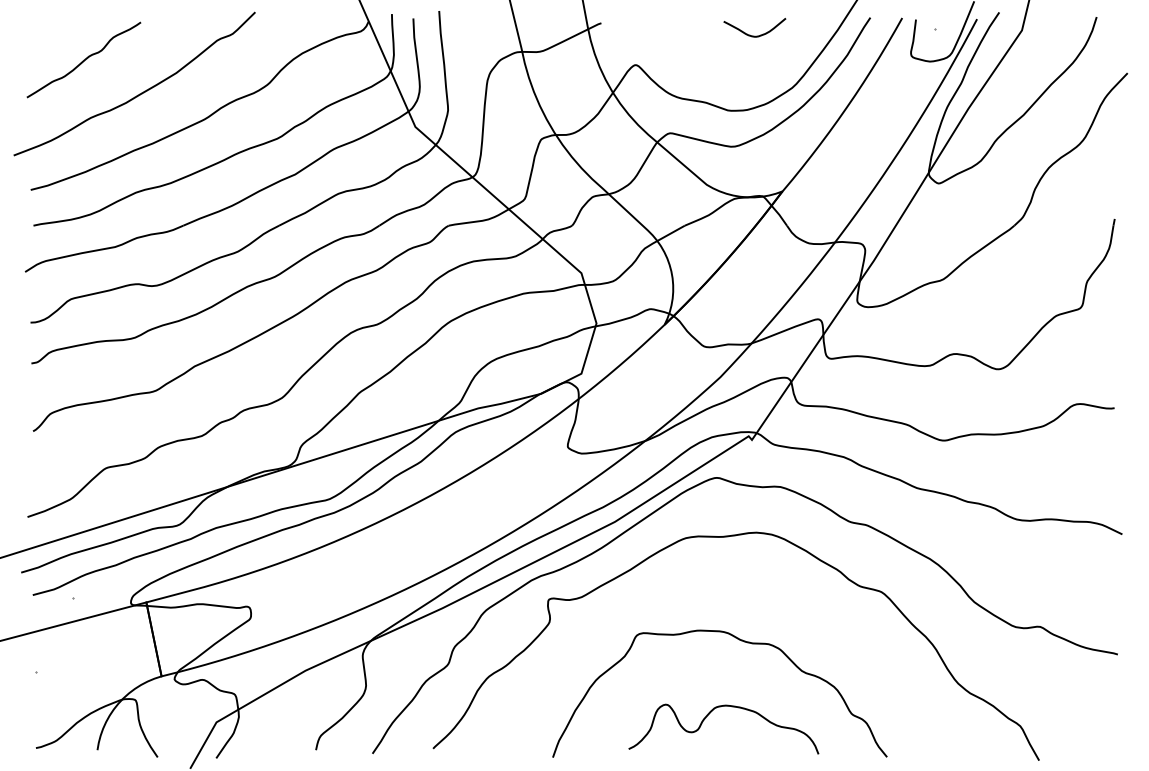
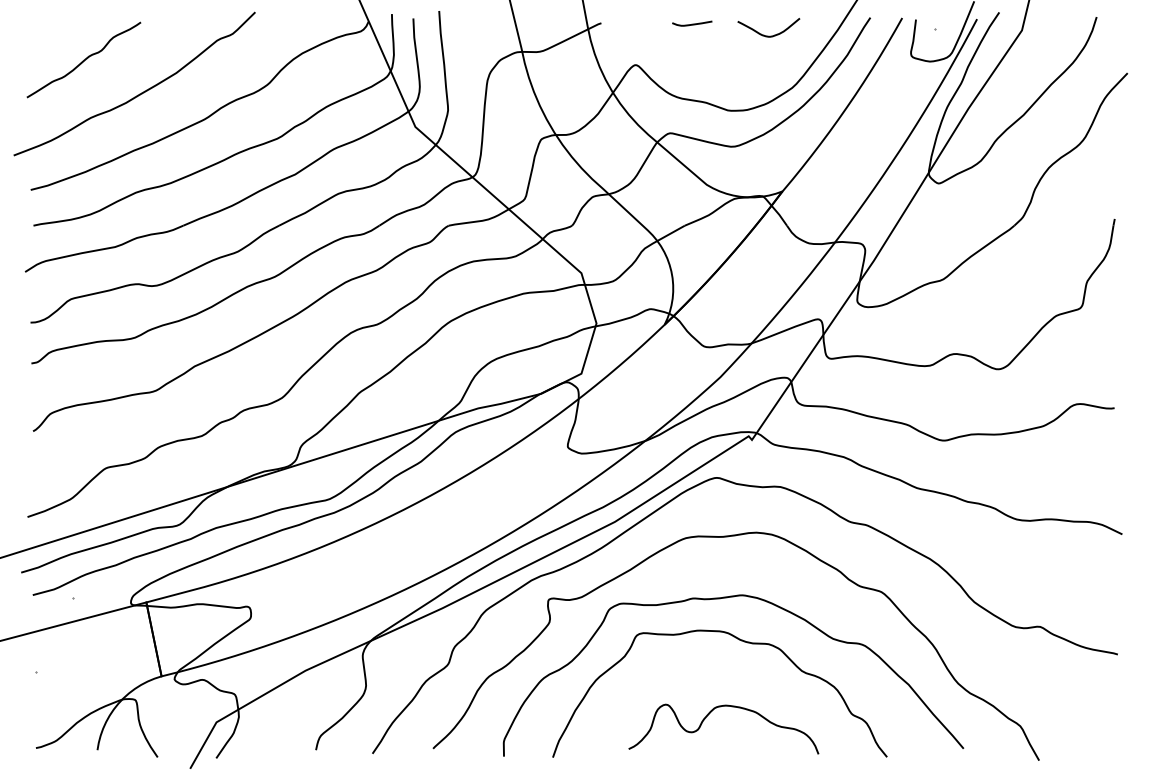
curve: none -> present (692, 23)
curve position: (754, 35) -> (768, 35) (768, 35)
curve: none -> present (720, 599)
